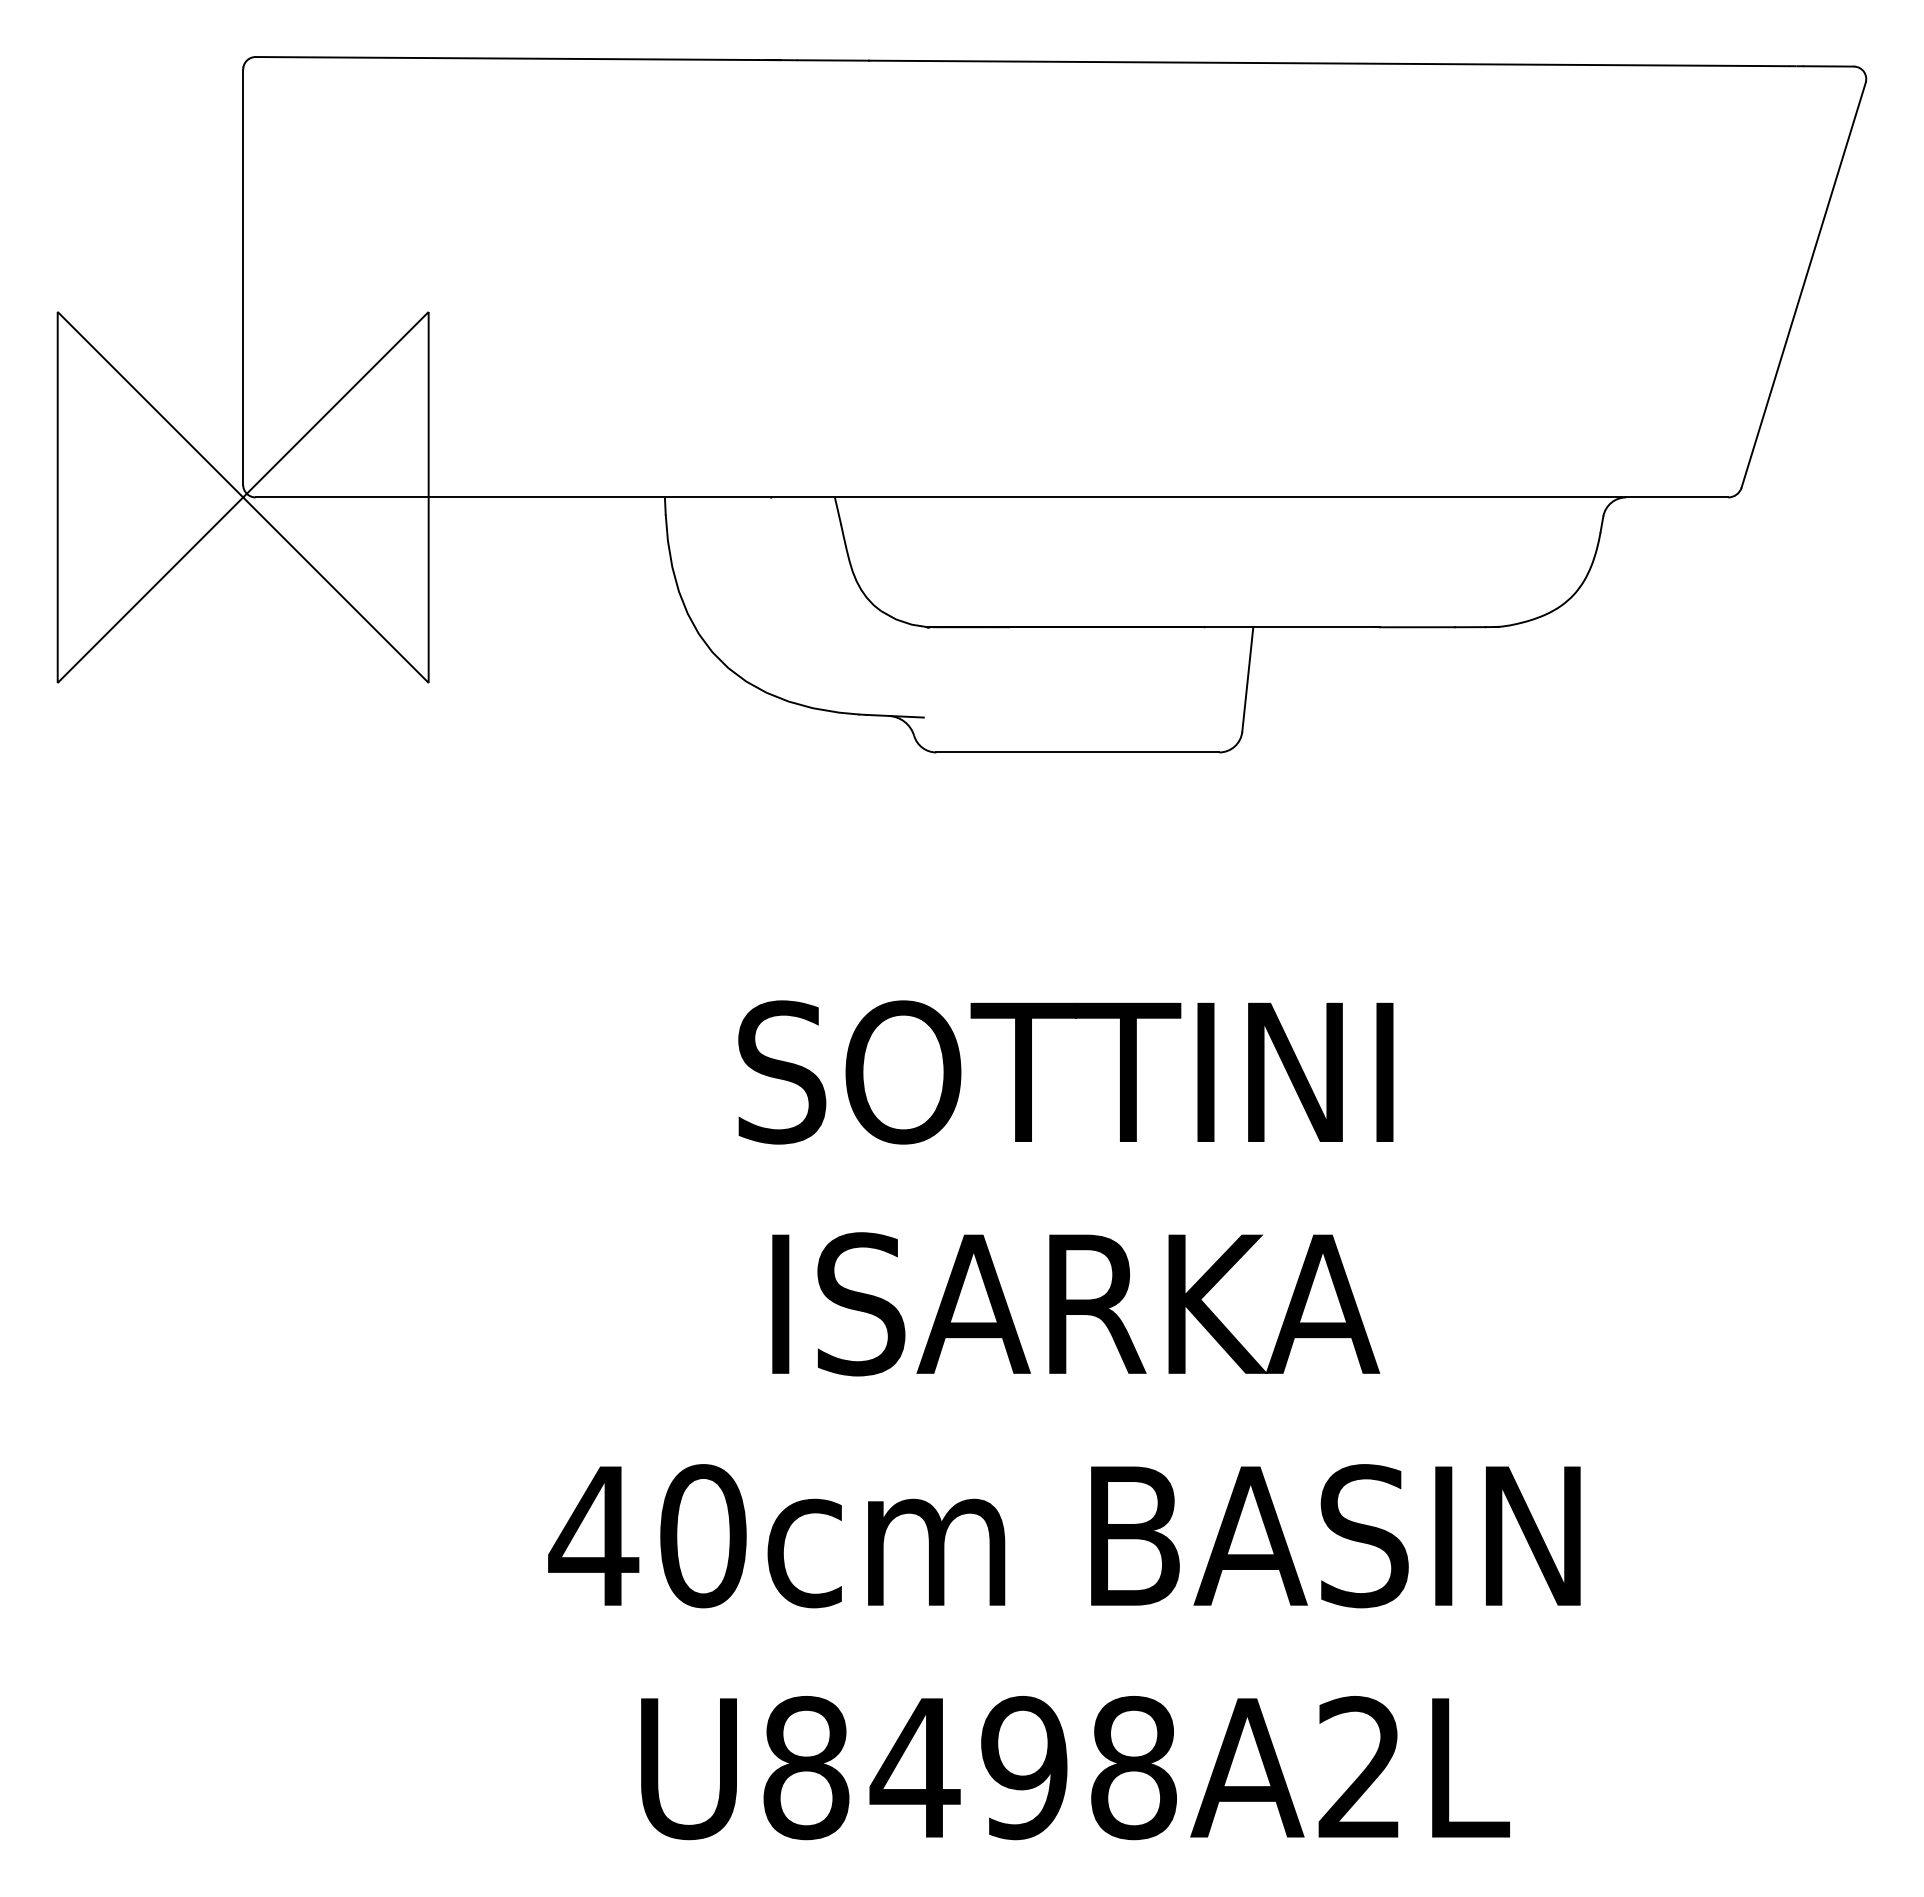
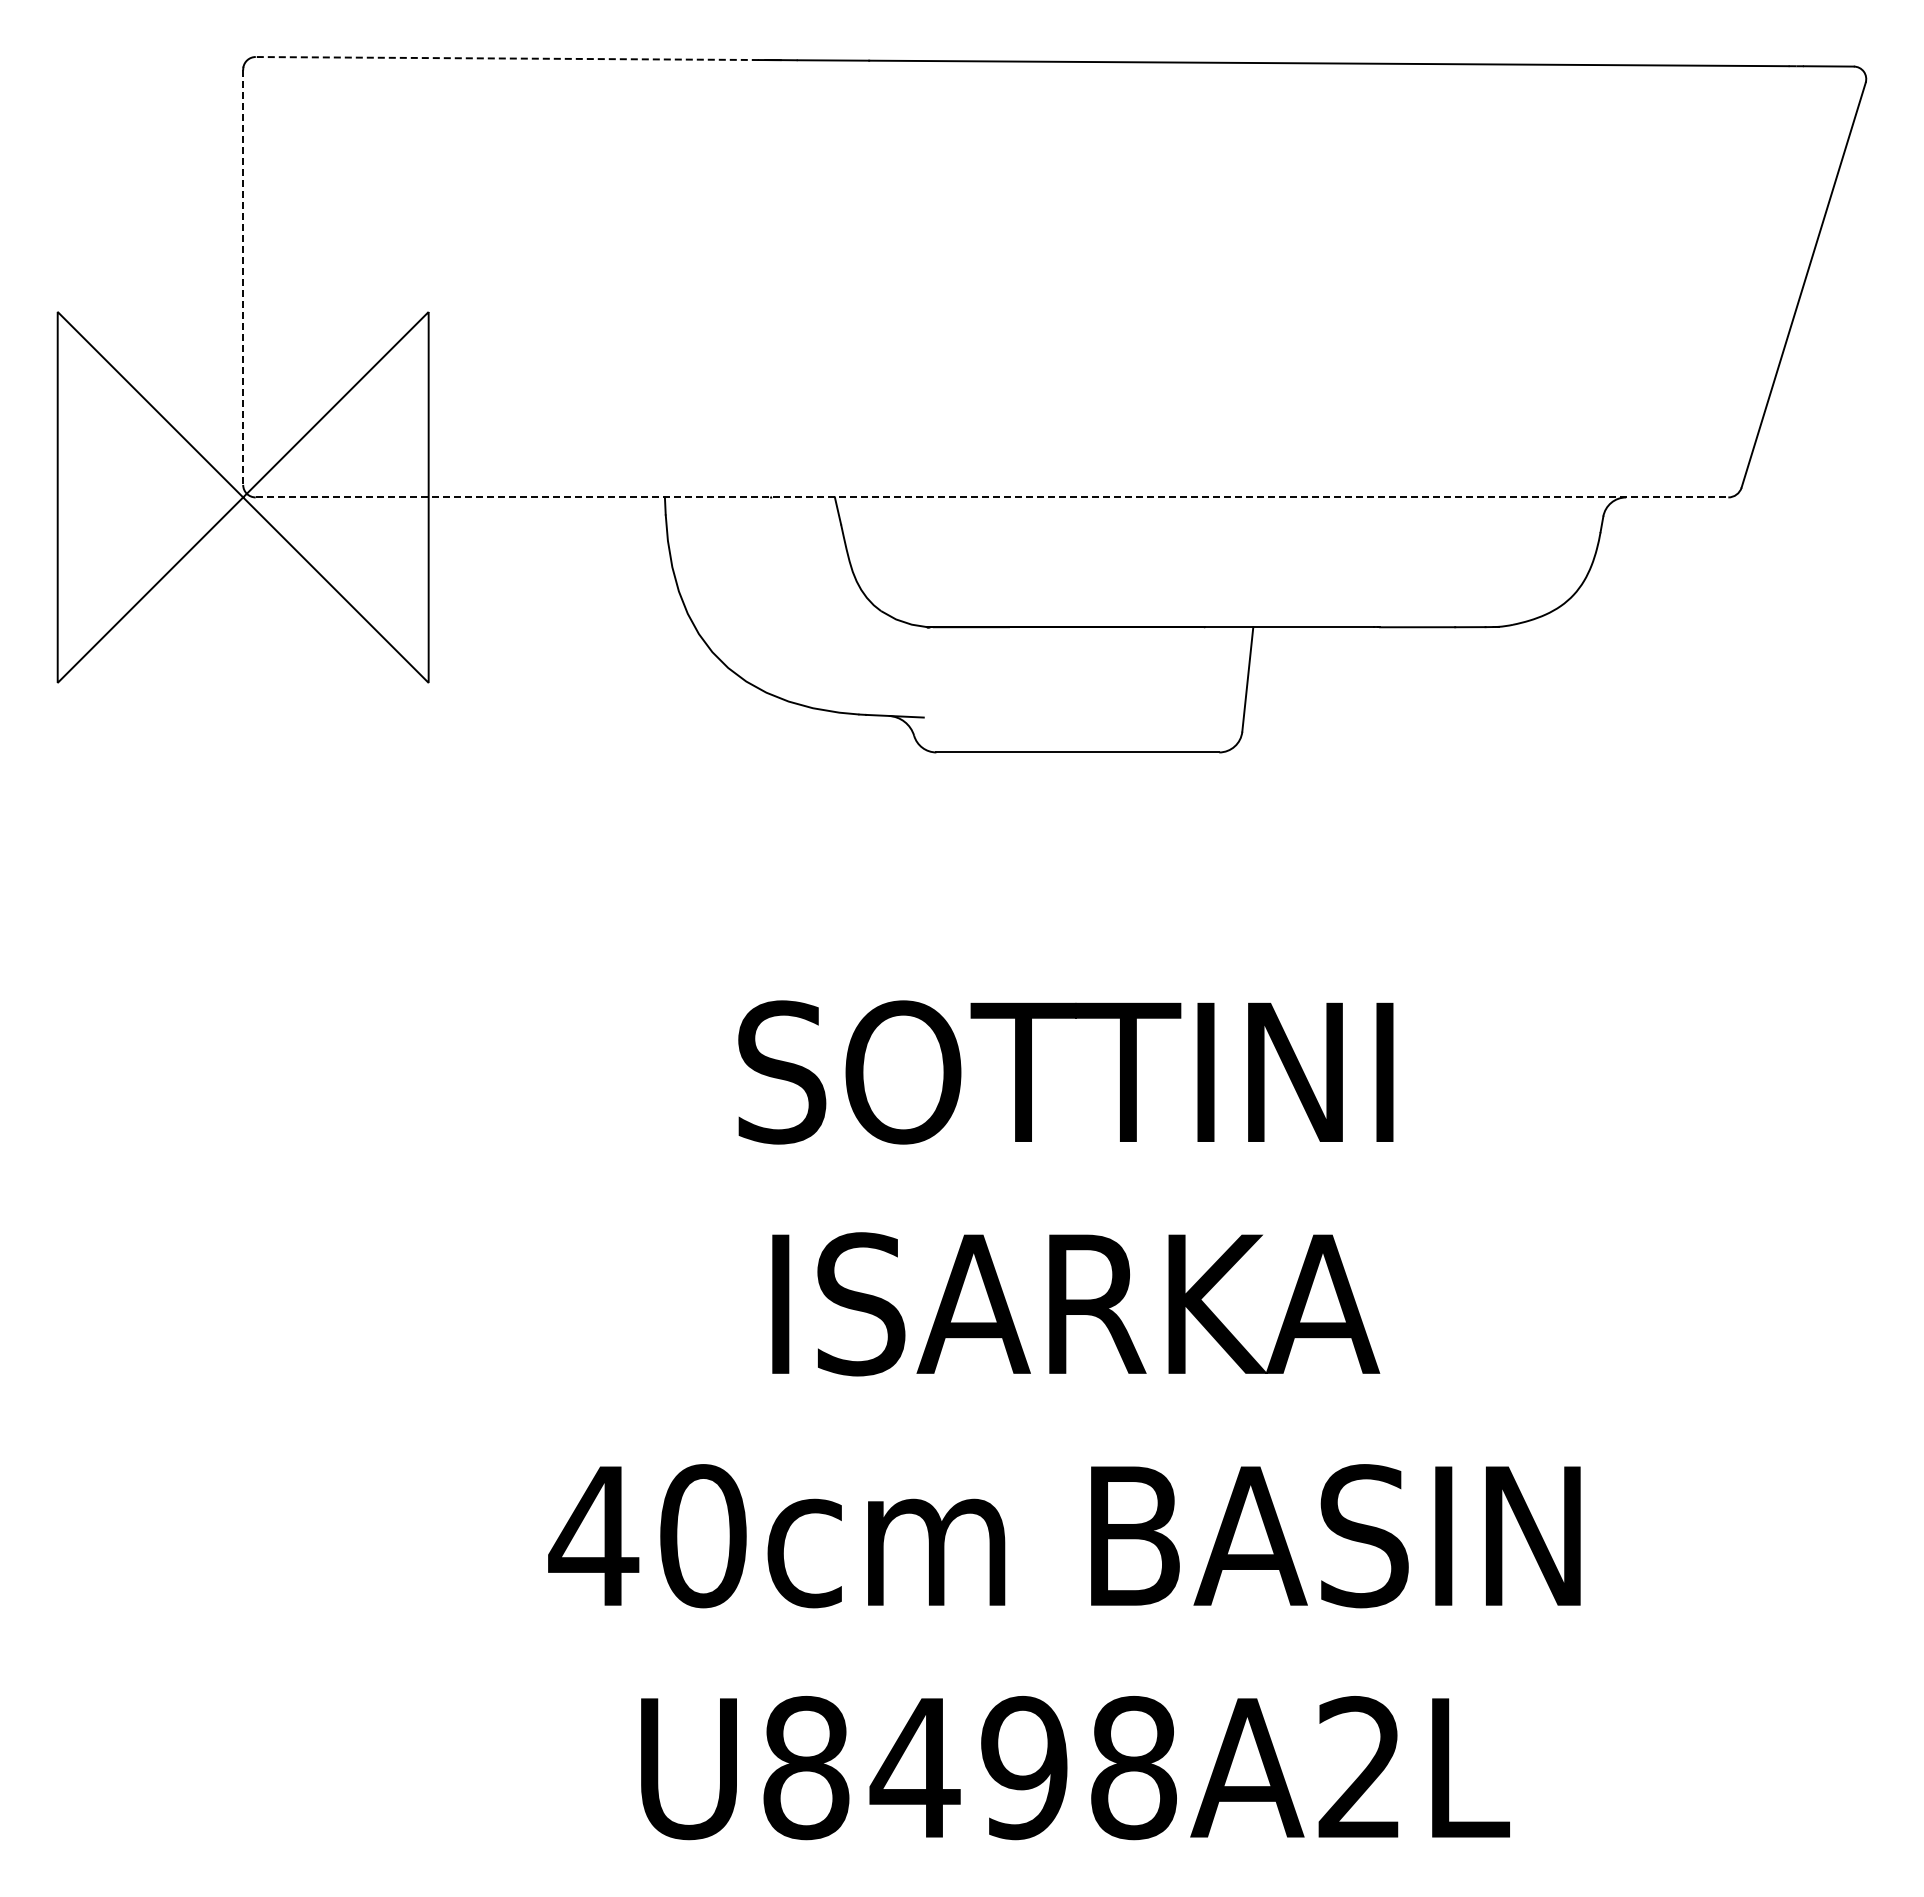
line: solid -> dashed (507, 58)
line: solid -> dashed (243, 277)
line: solid -> dashed (992, 497)
